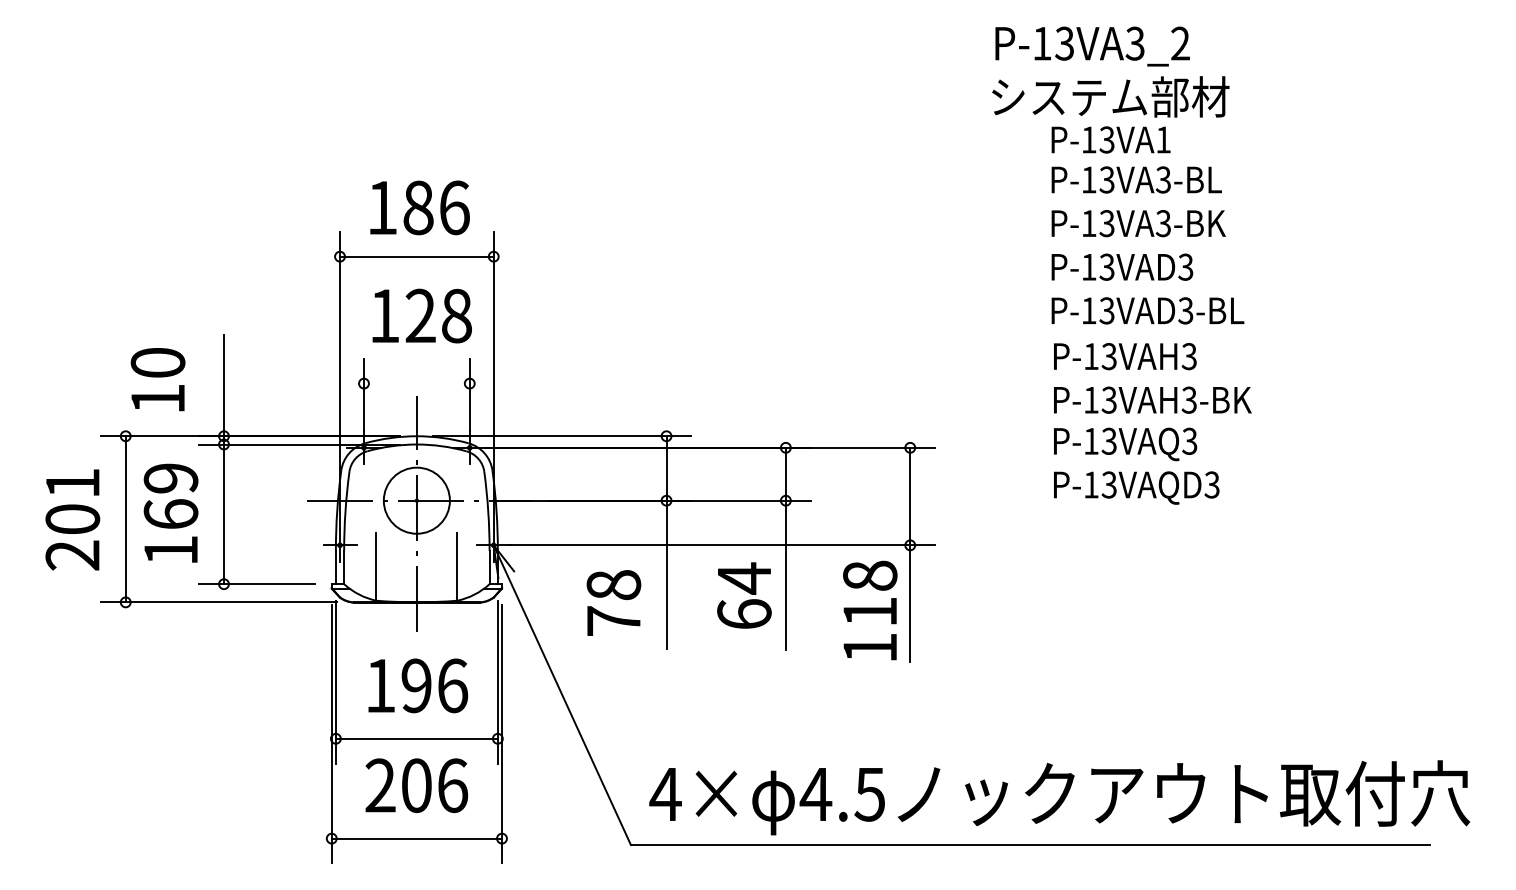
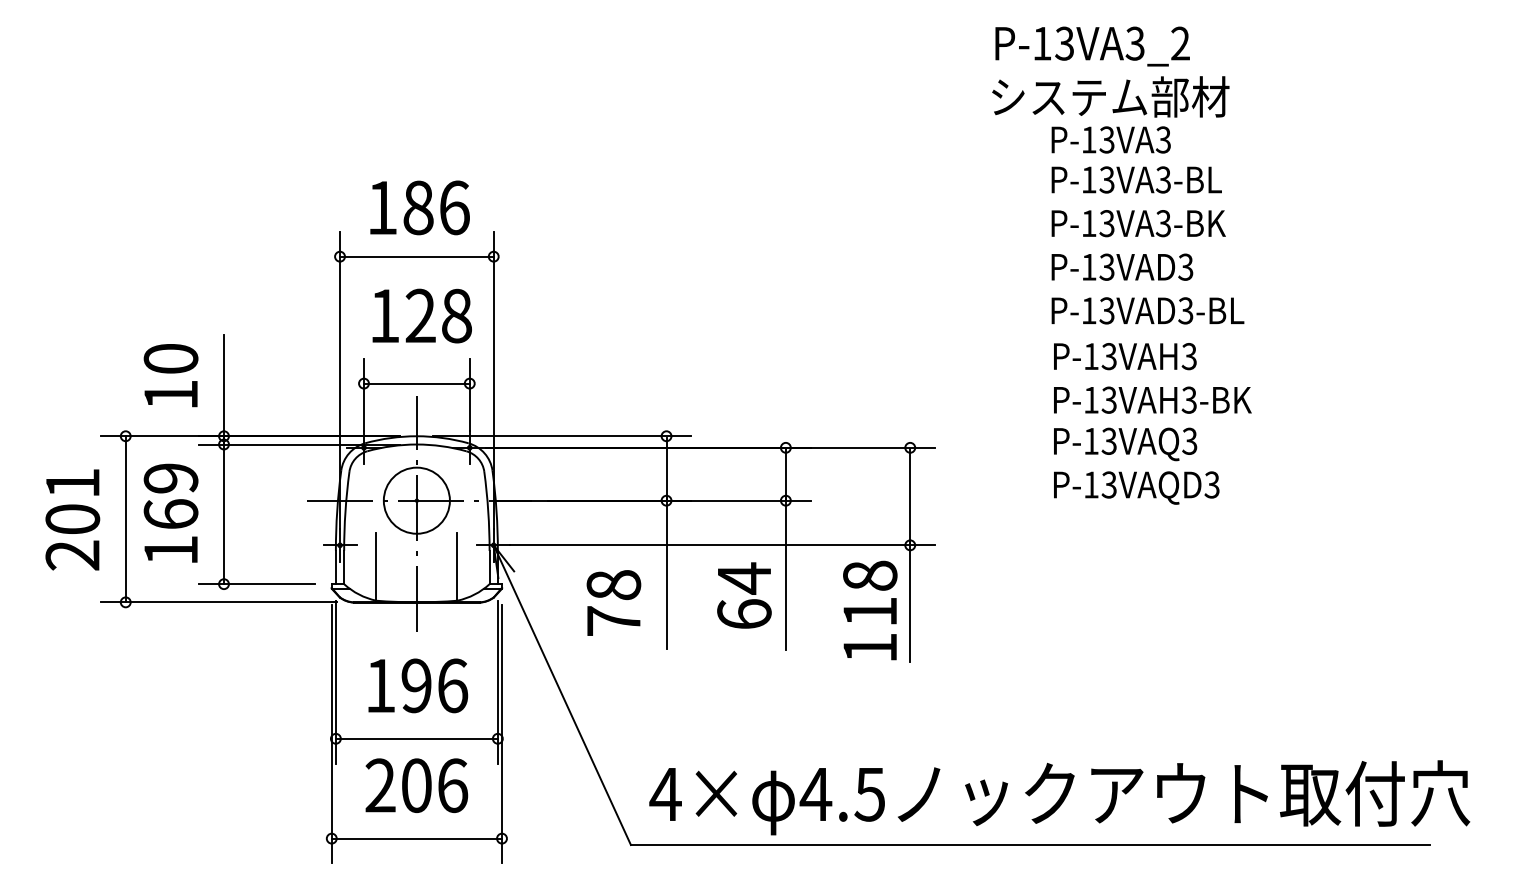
text: P-13VA1 -> P-13VA3 (1163, 139)
text position: (157, 379) -> (170, 375) (170, 375)
line: none -> present (416, 383)
